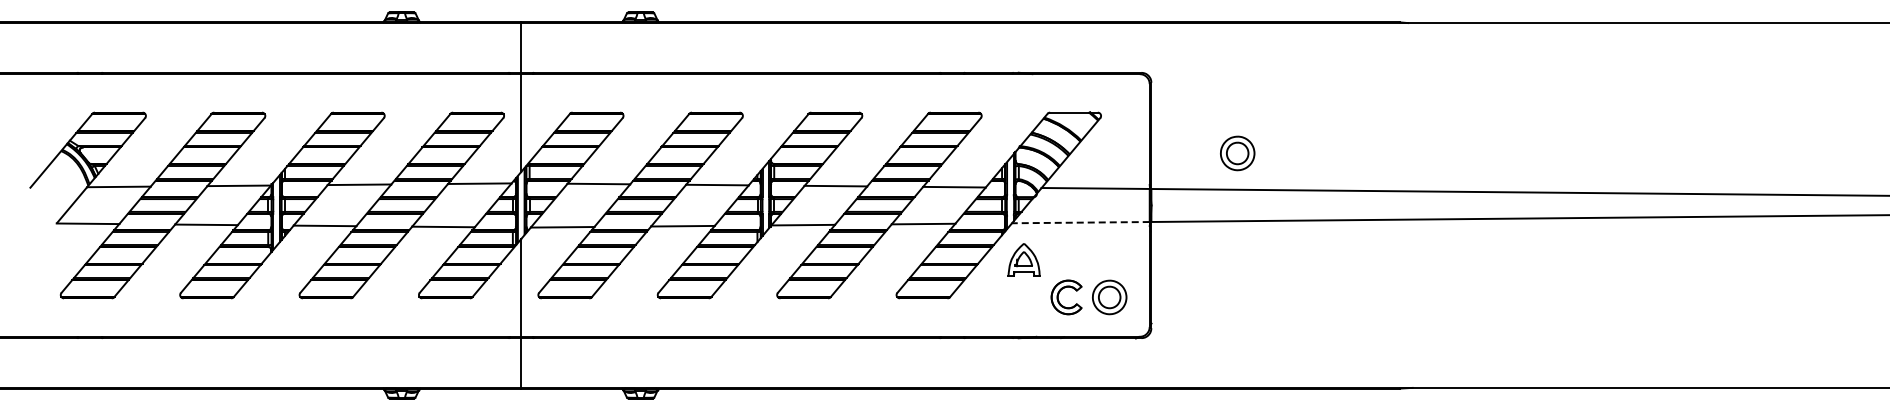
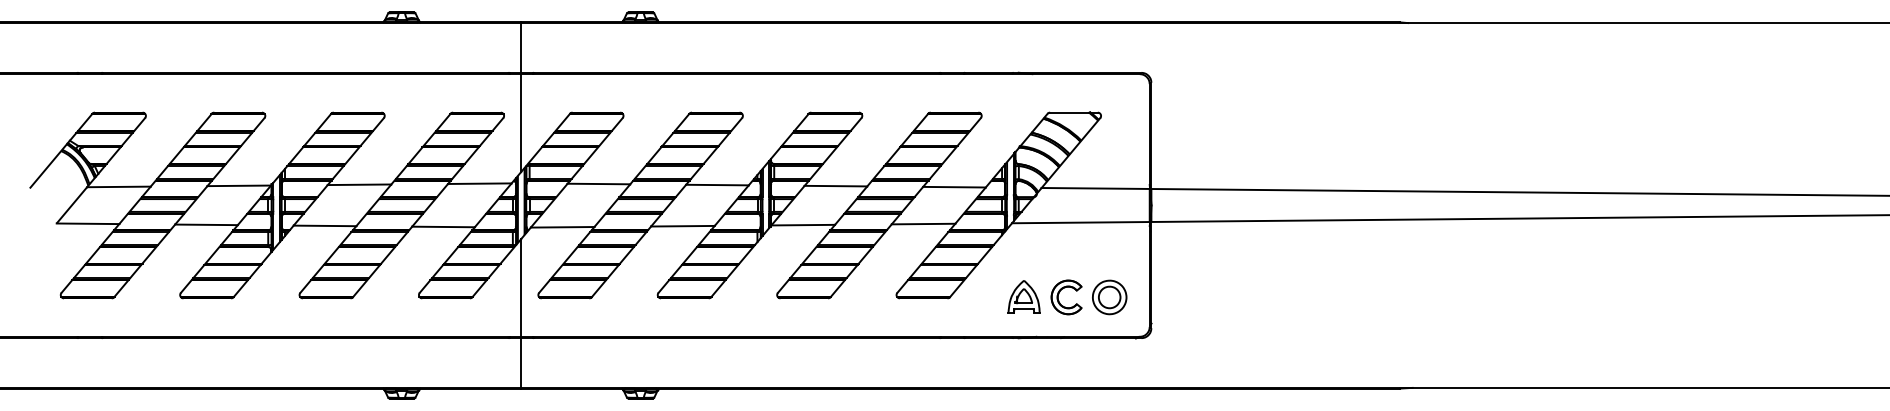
part: present -> none (1237, 153)
line: dashed -> solid (1080, 222)
part position: (1023, 259) -> (1023, 296) (1023, 296)
